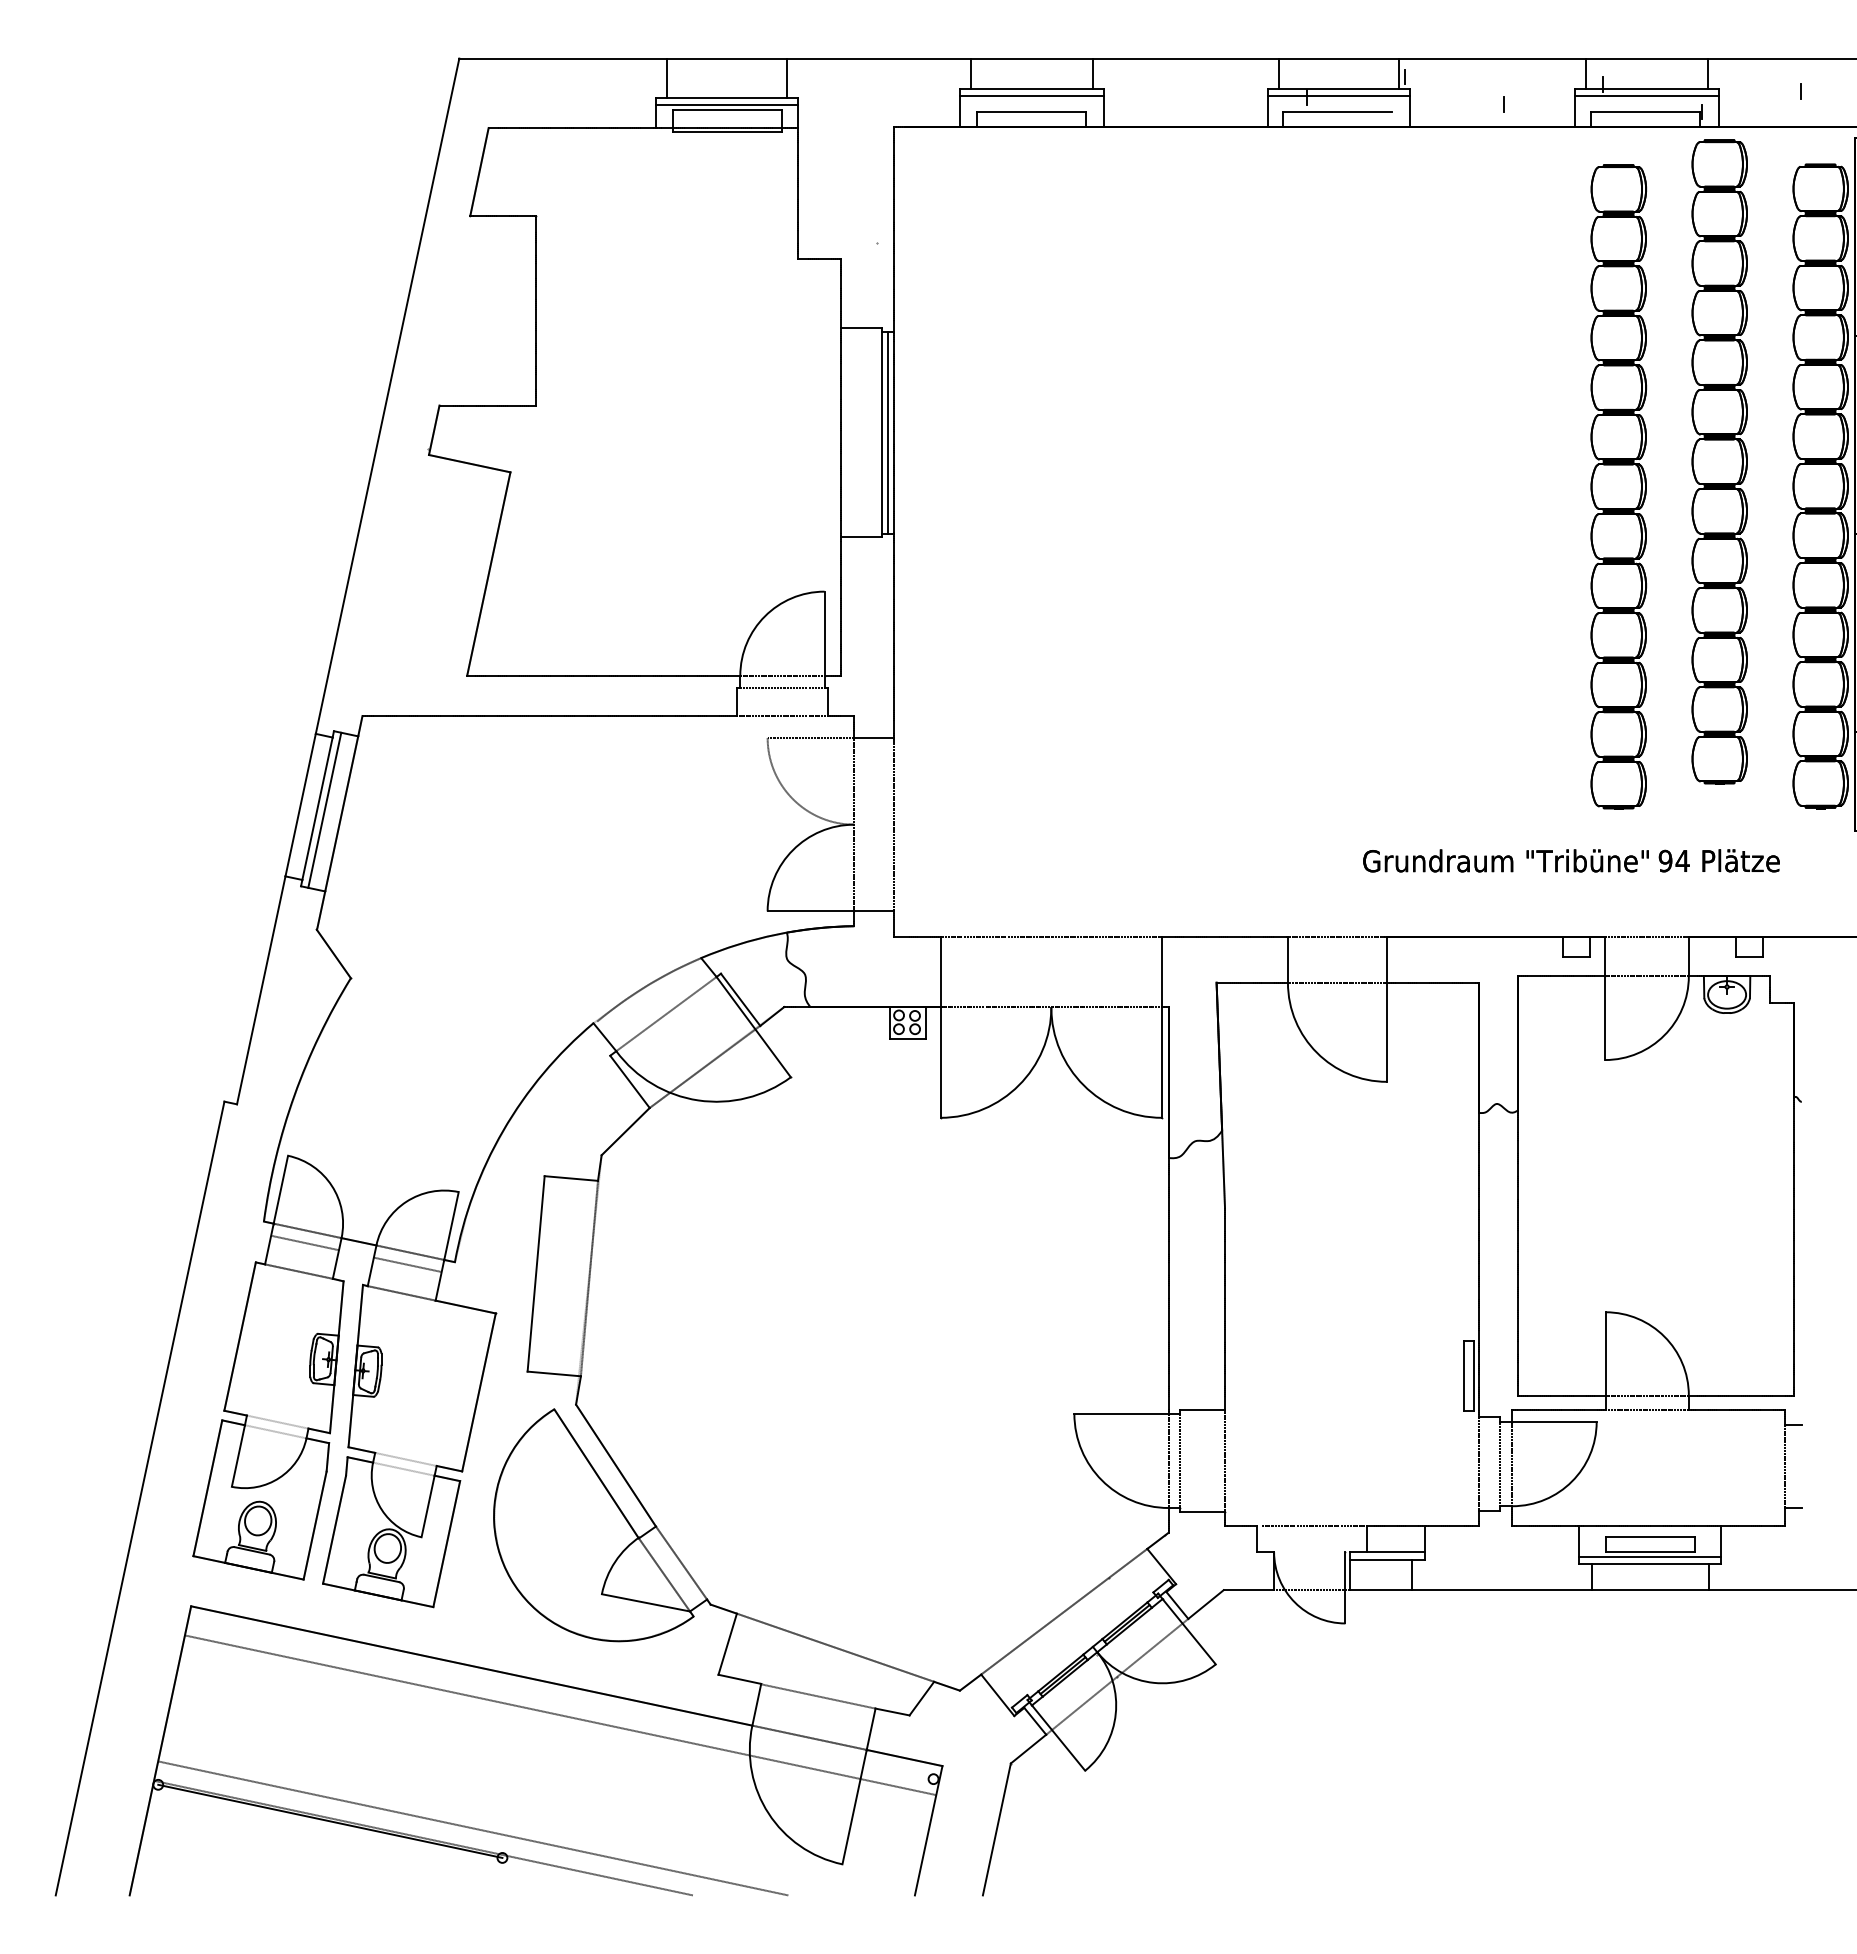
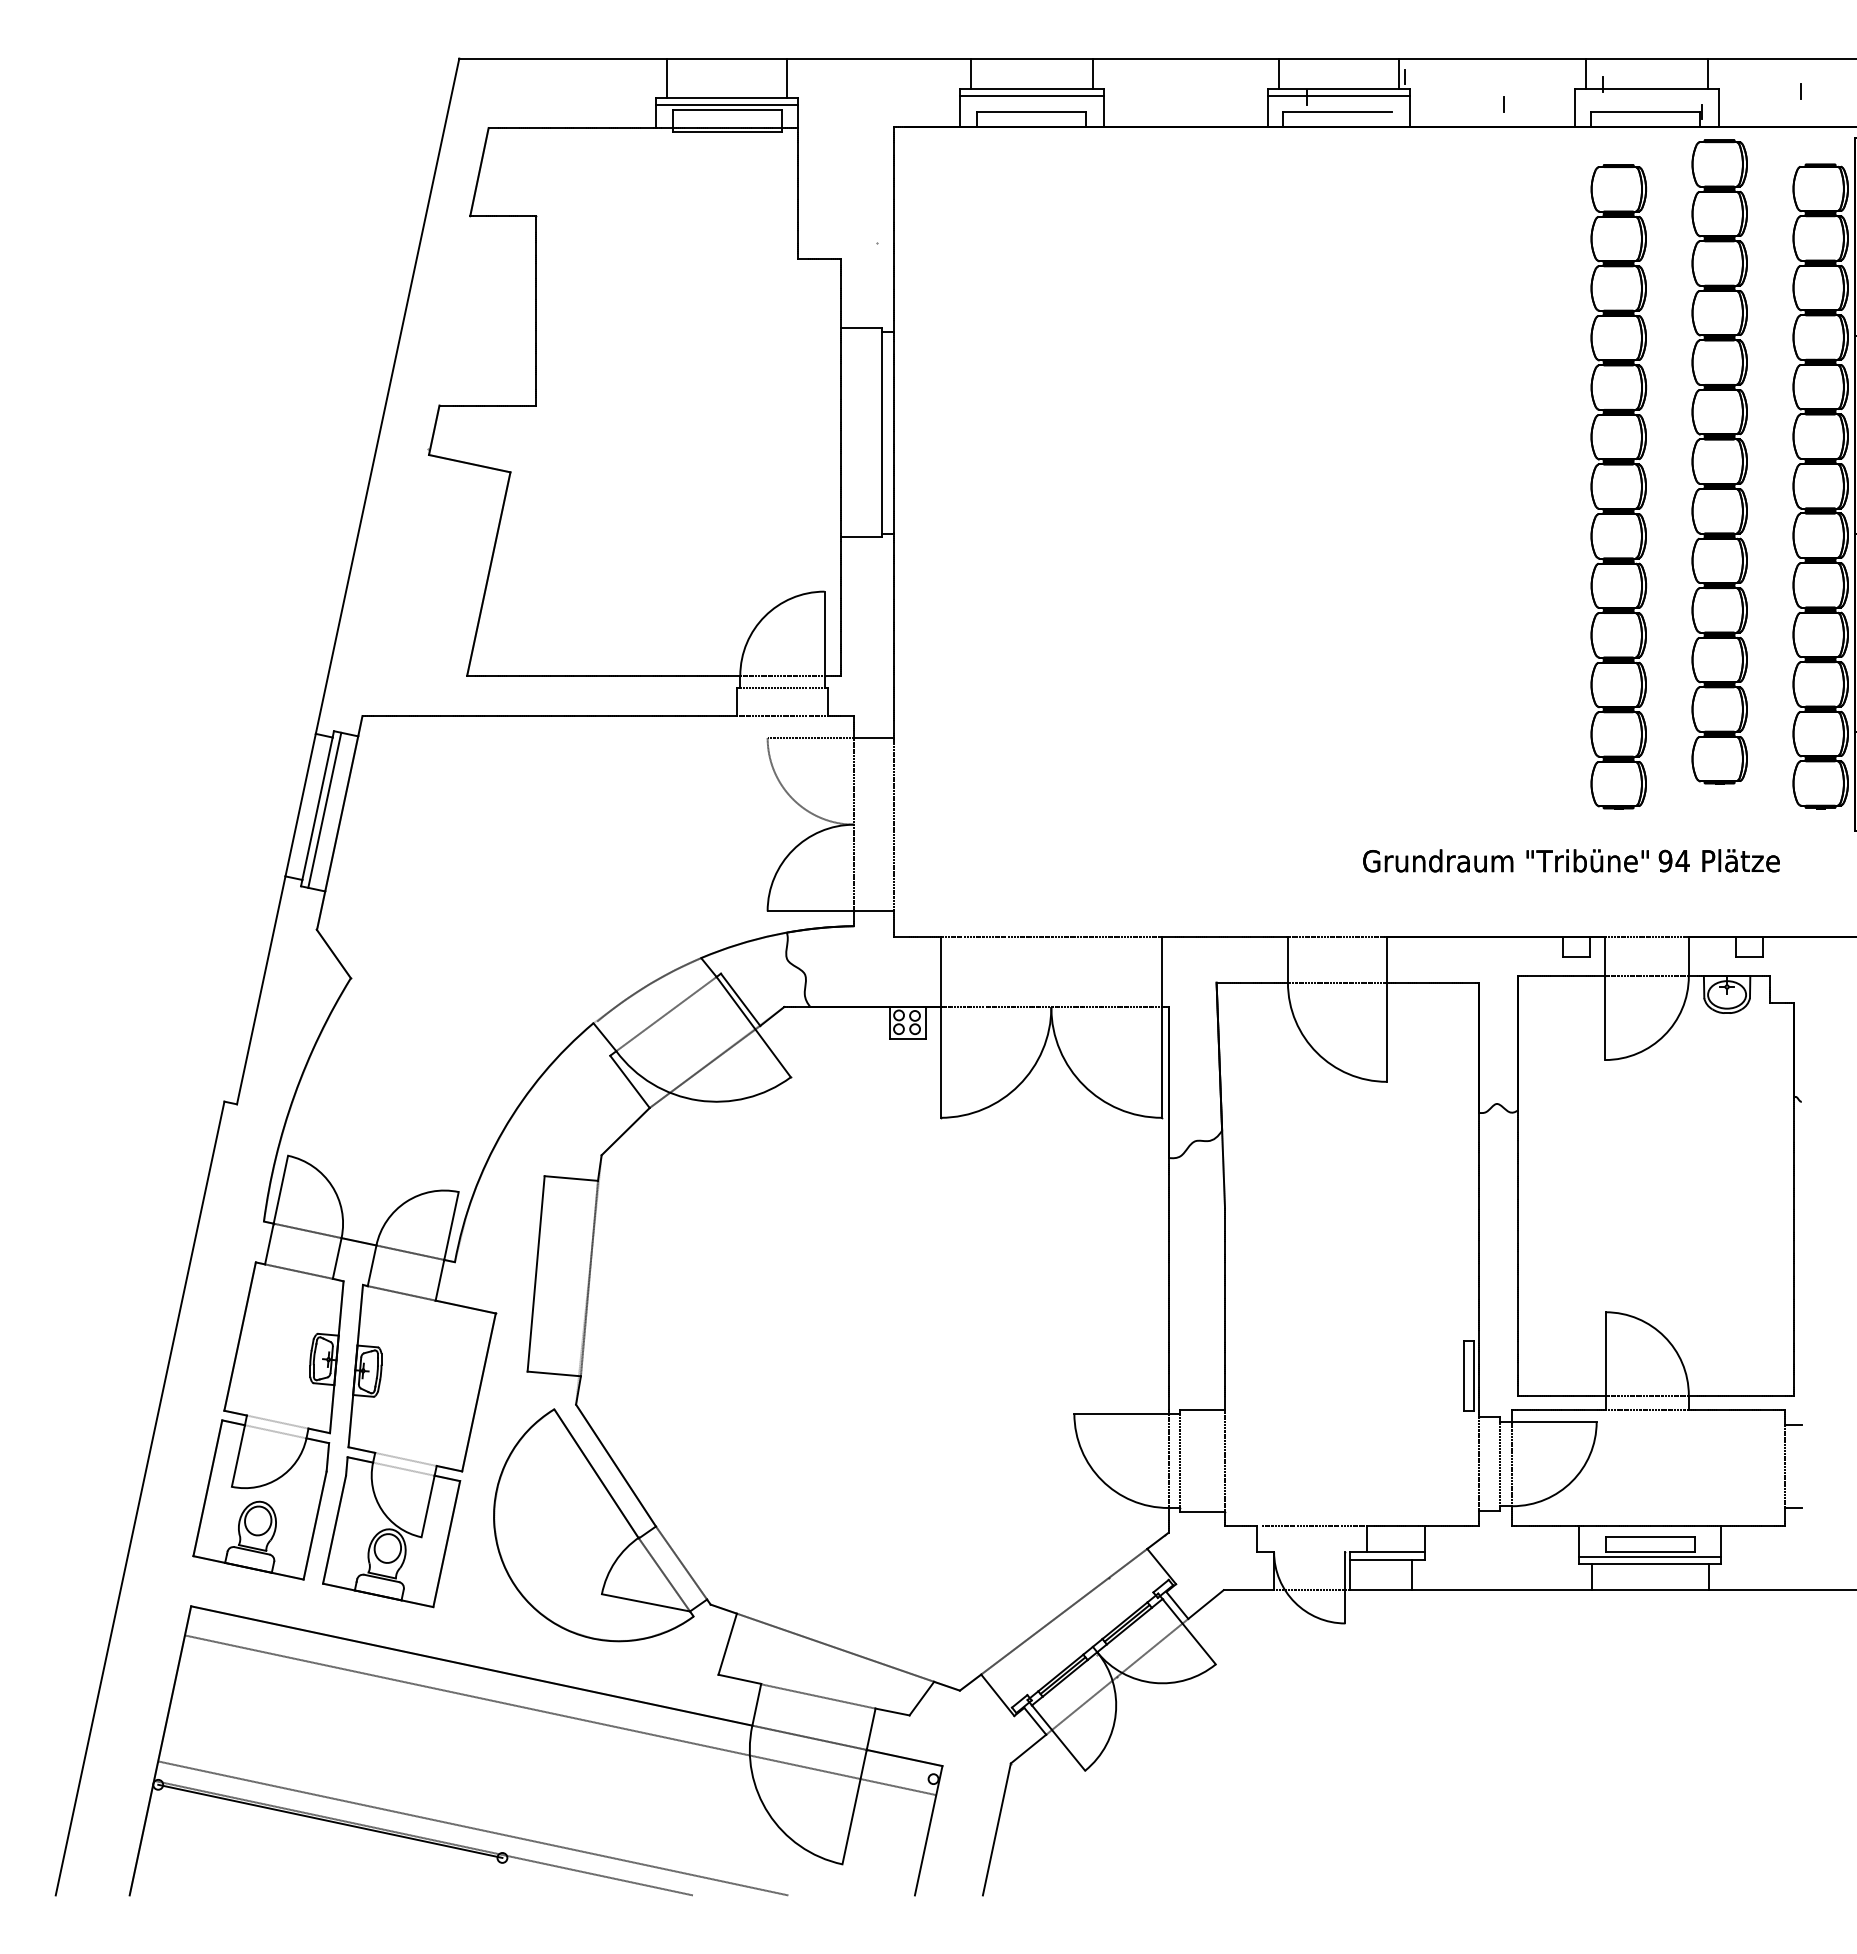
line: present -> none (1646, 96)
line: present -> none (888, 432)
line: present -> none (305, 1242)
line: present -> none (407, 1264)
